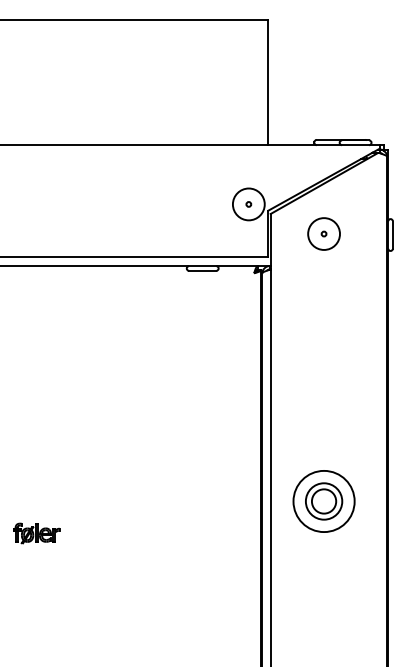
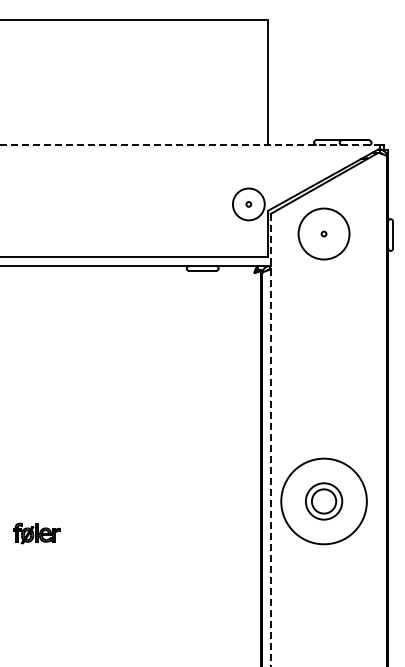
line: solid -> dashed (190, 145)
circle diameter: 32 px -> 51 px (323, 233)
line: solid -> dashed (270, 439)
circle diameter: 61 px -> 86 px (323, 501)
